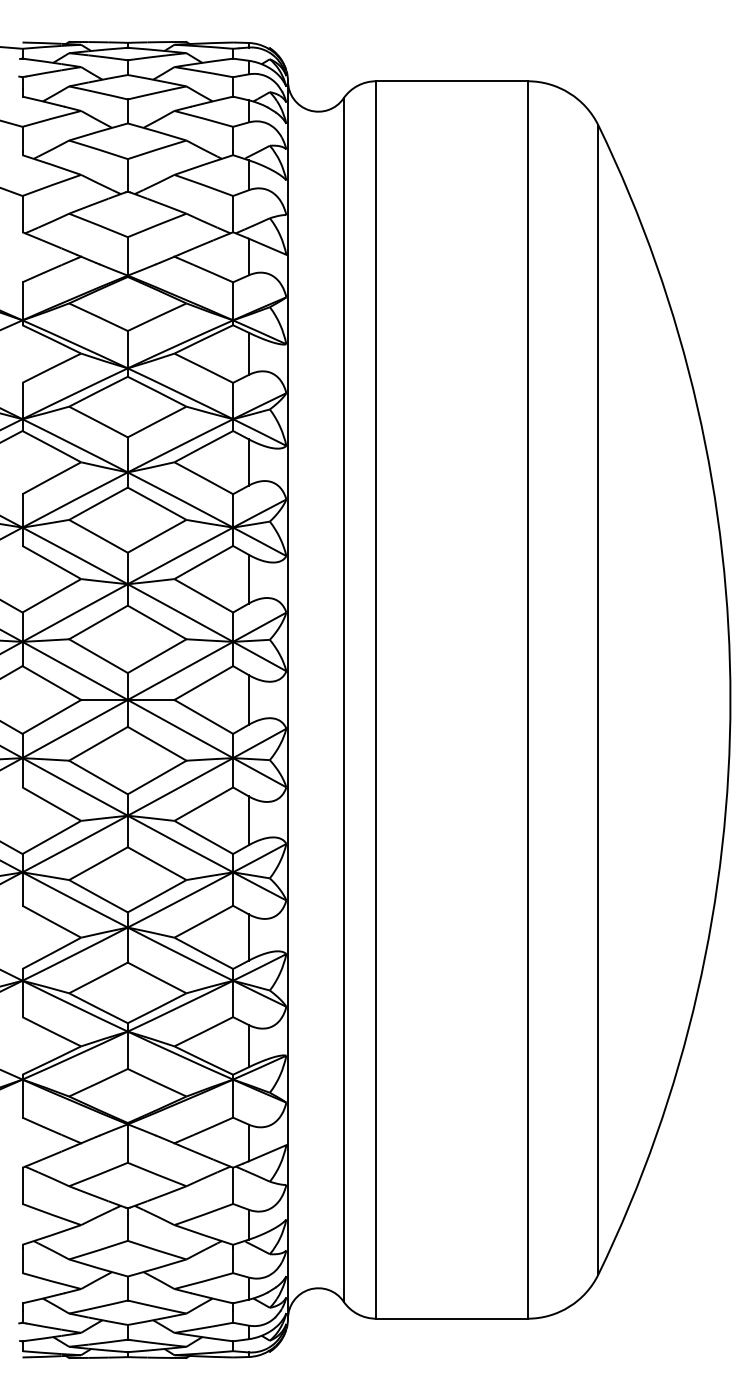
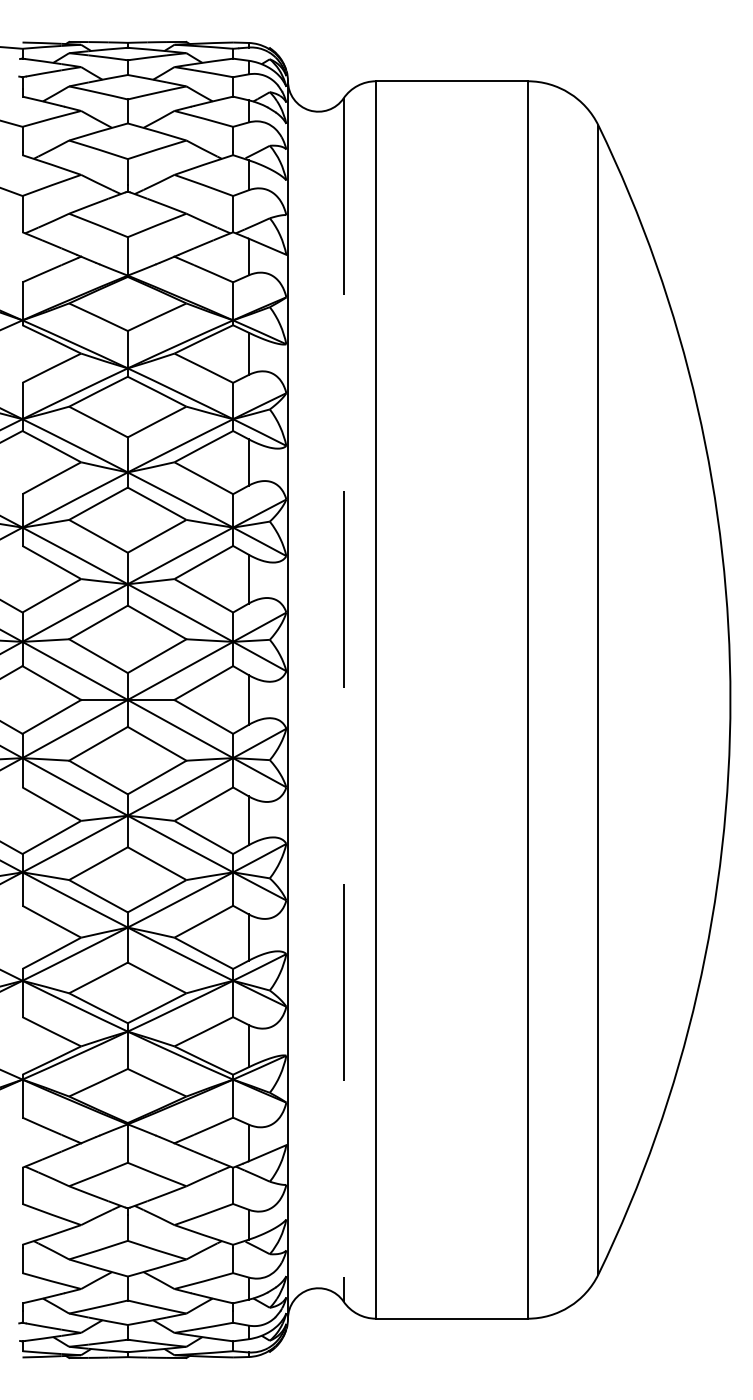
line: solid -> dashed (343, 699)
